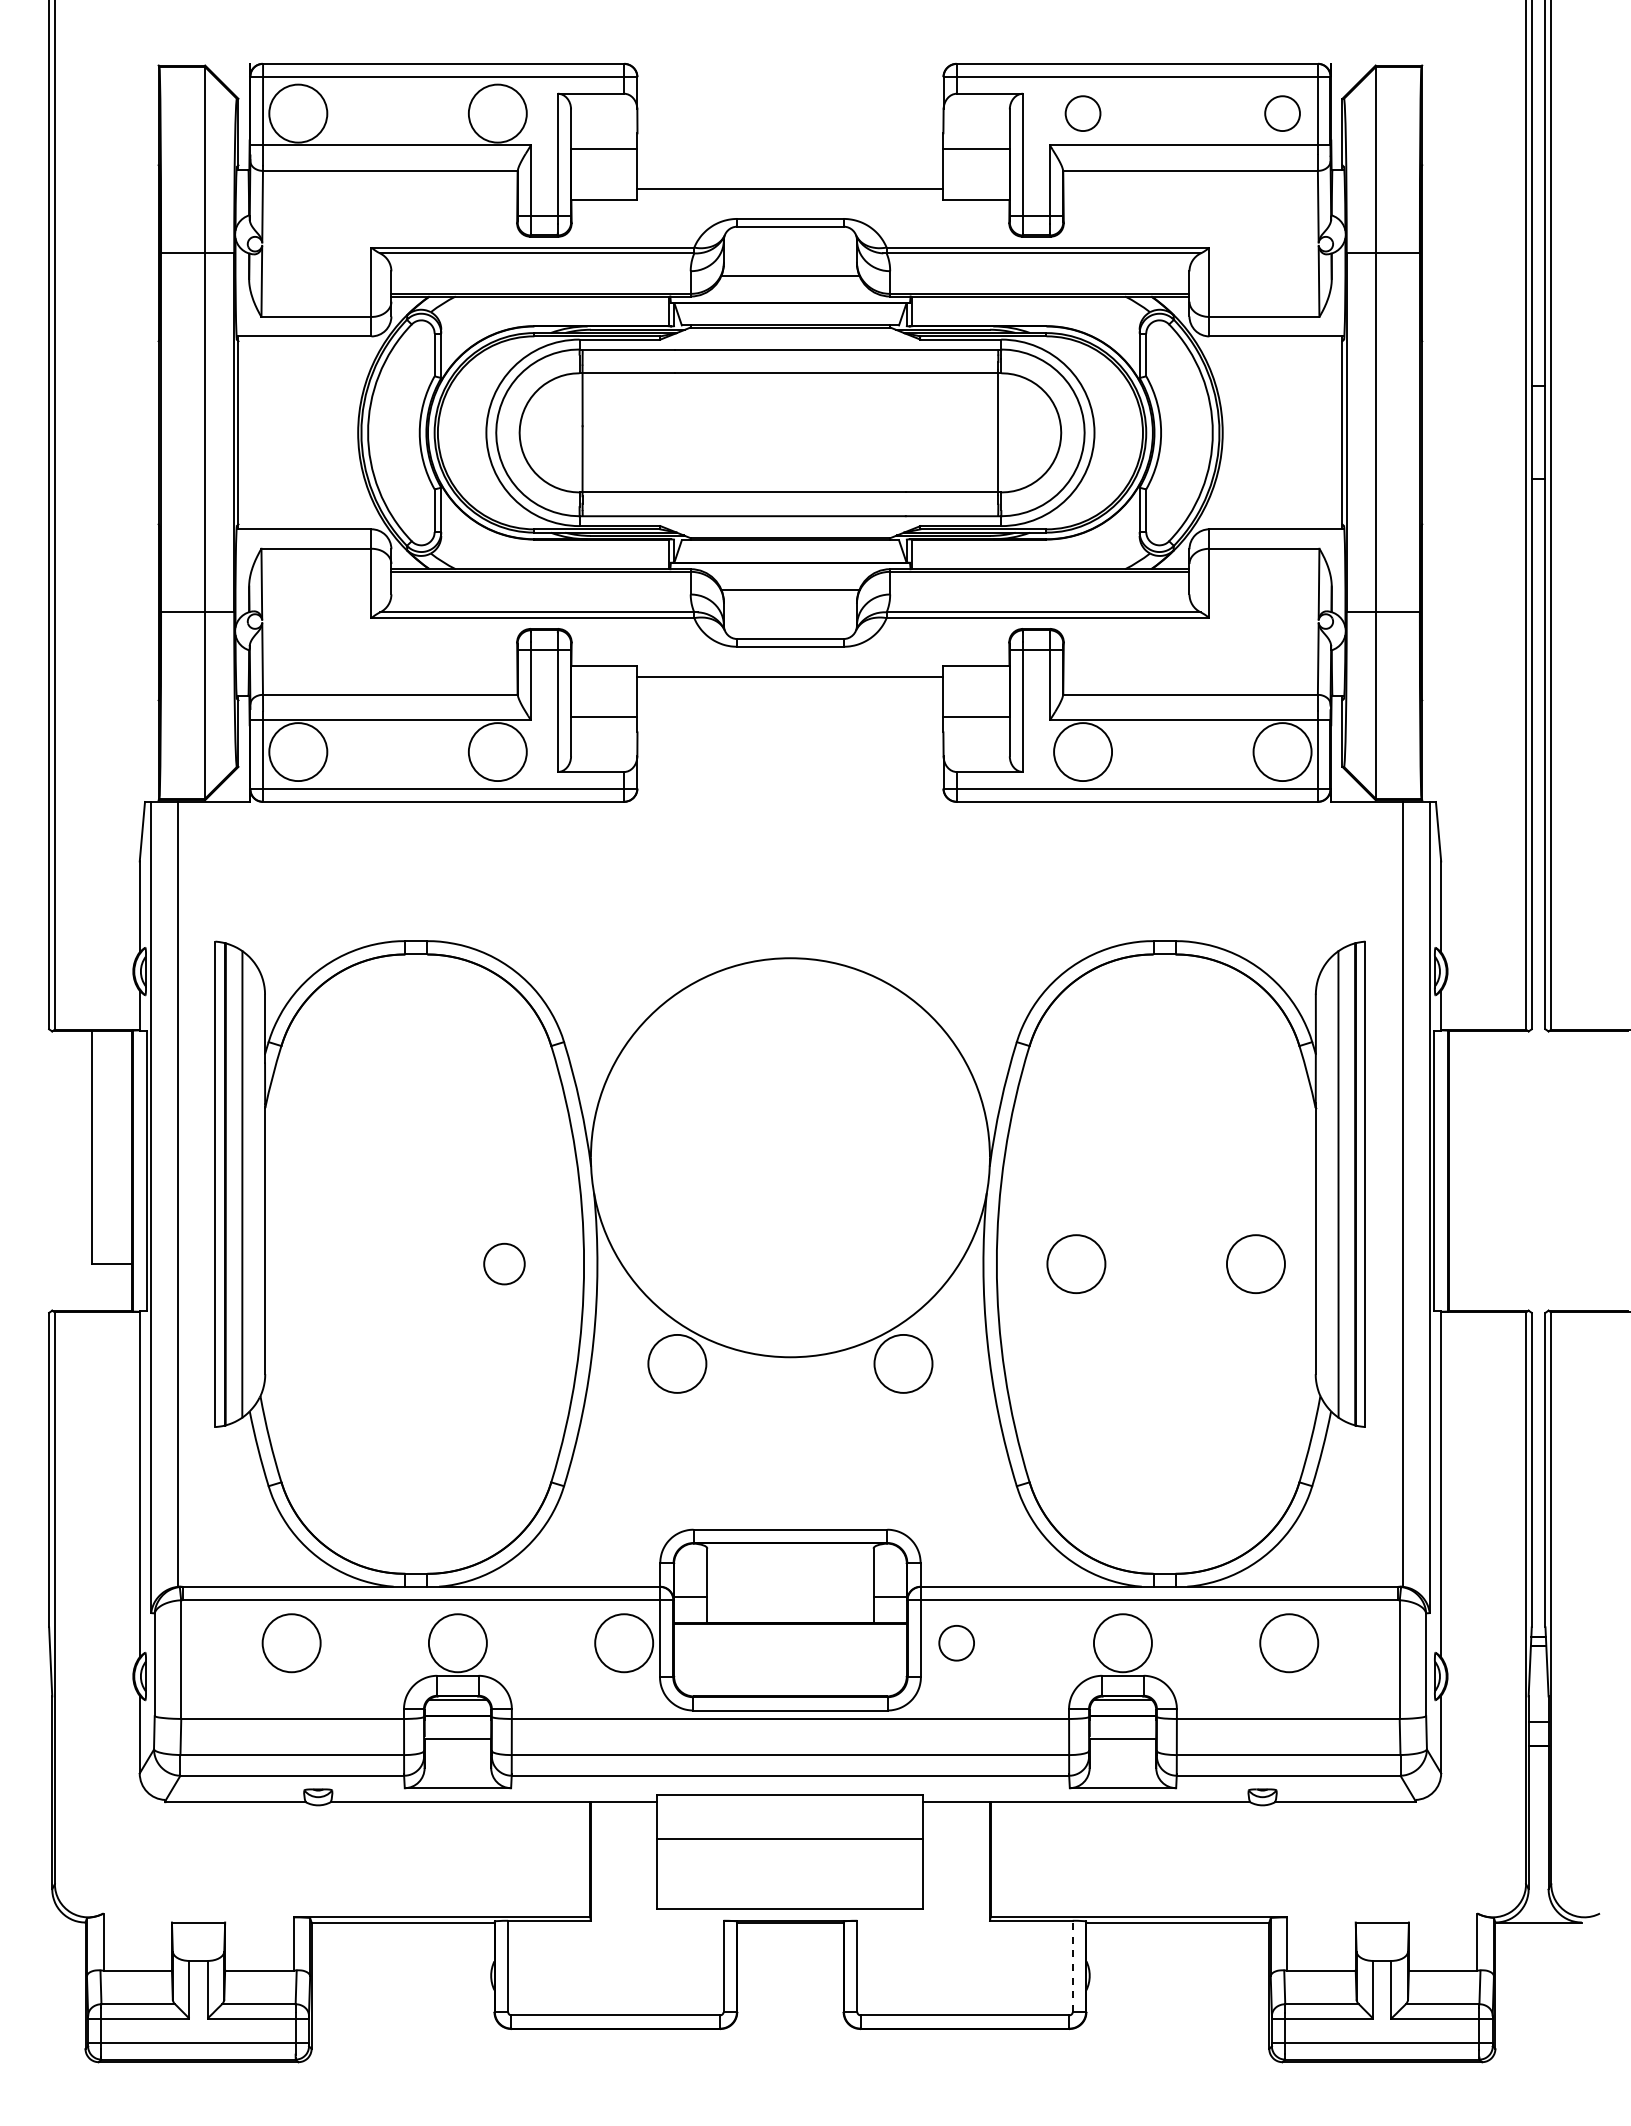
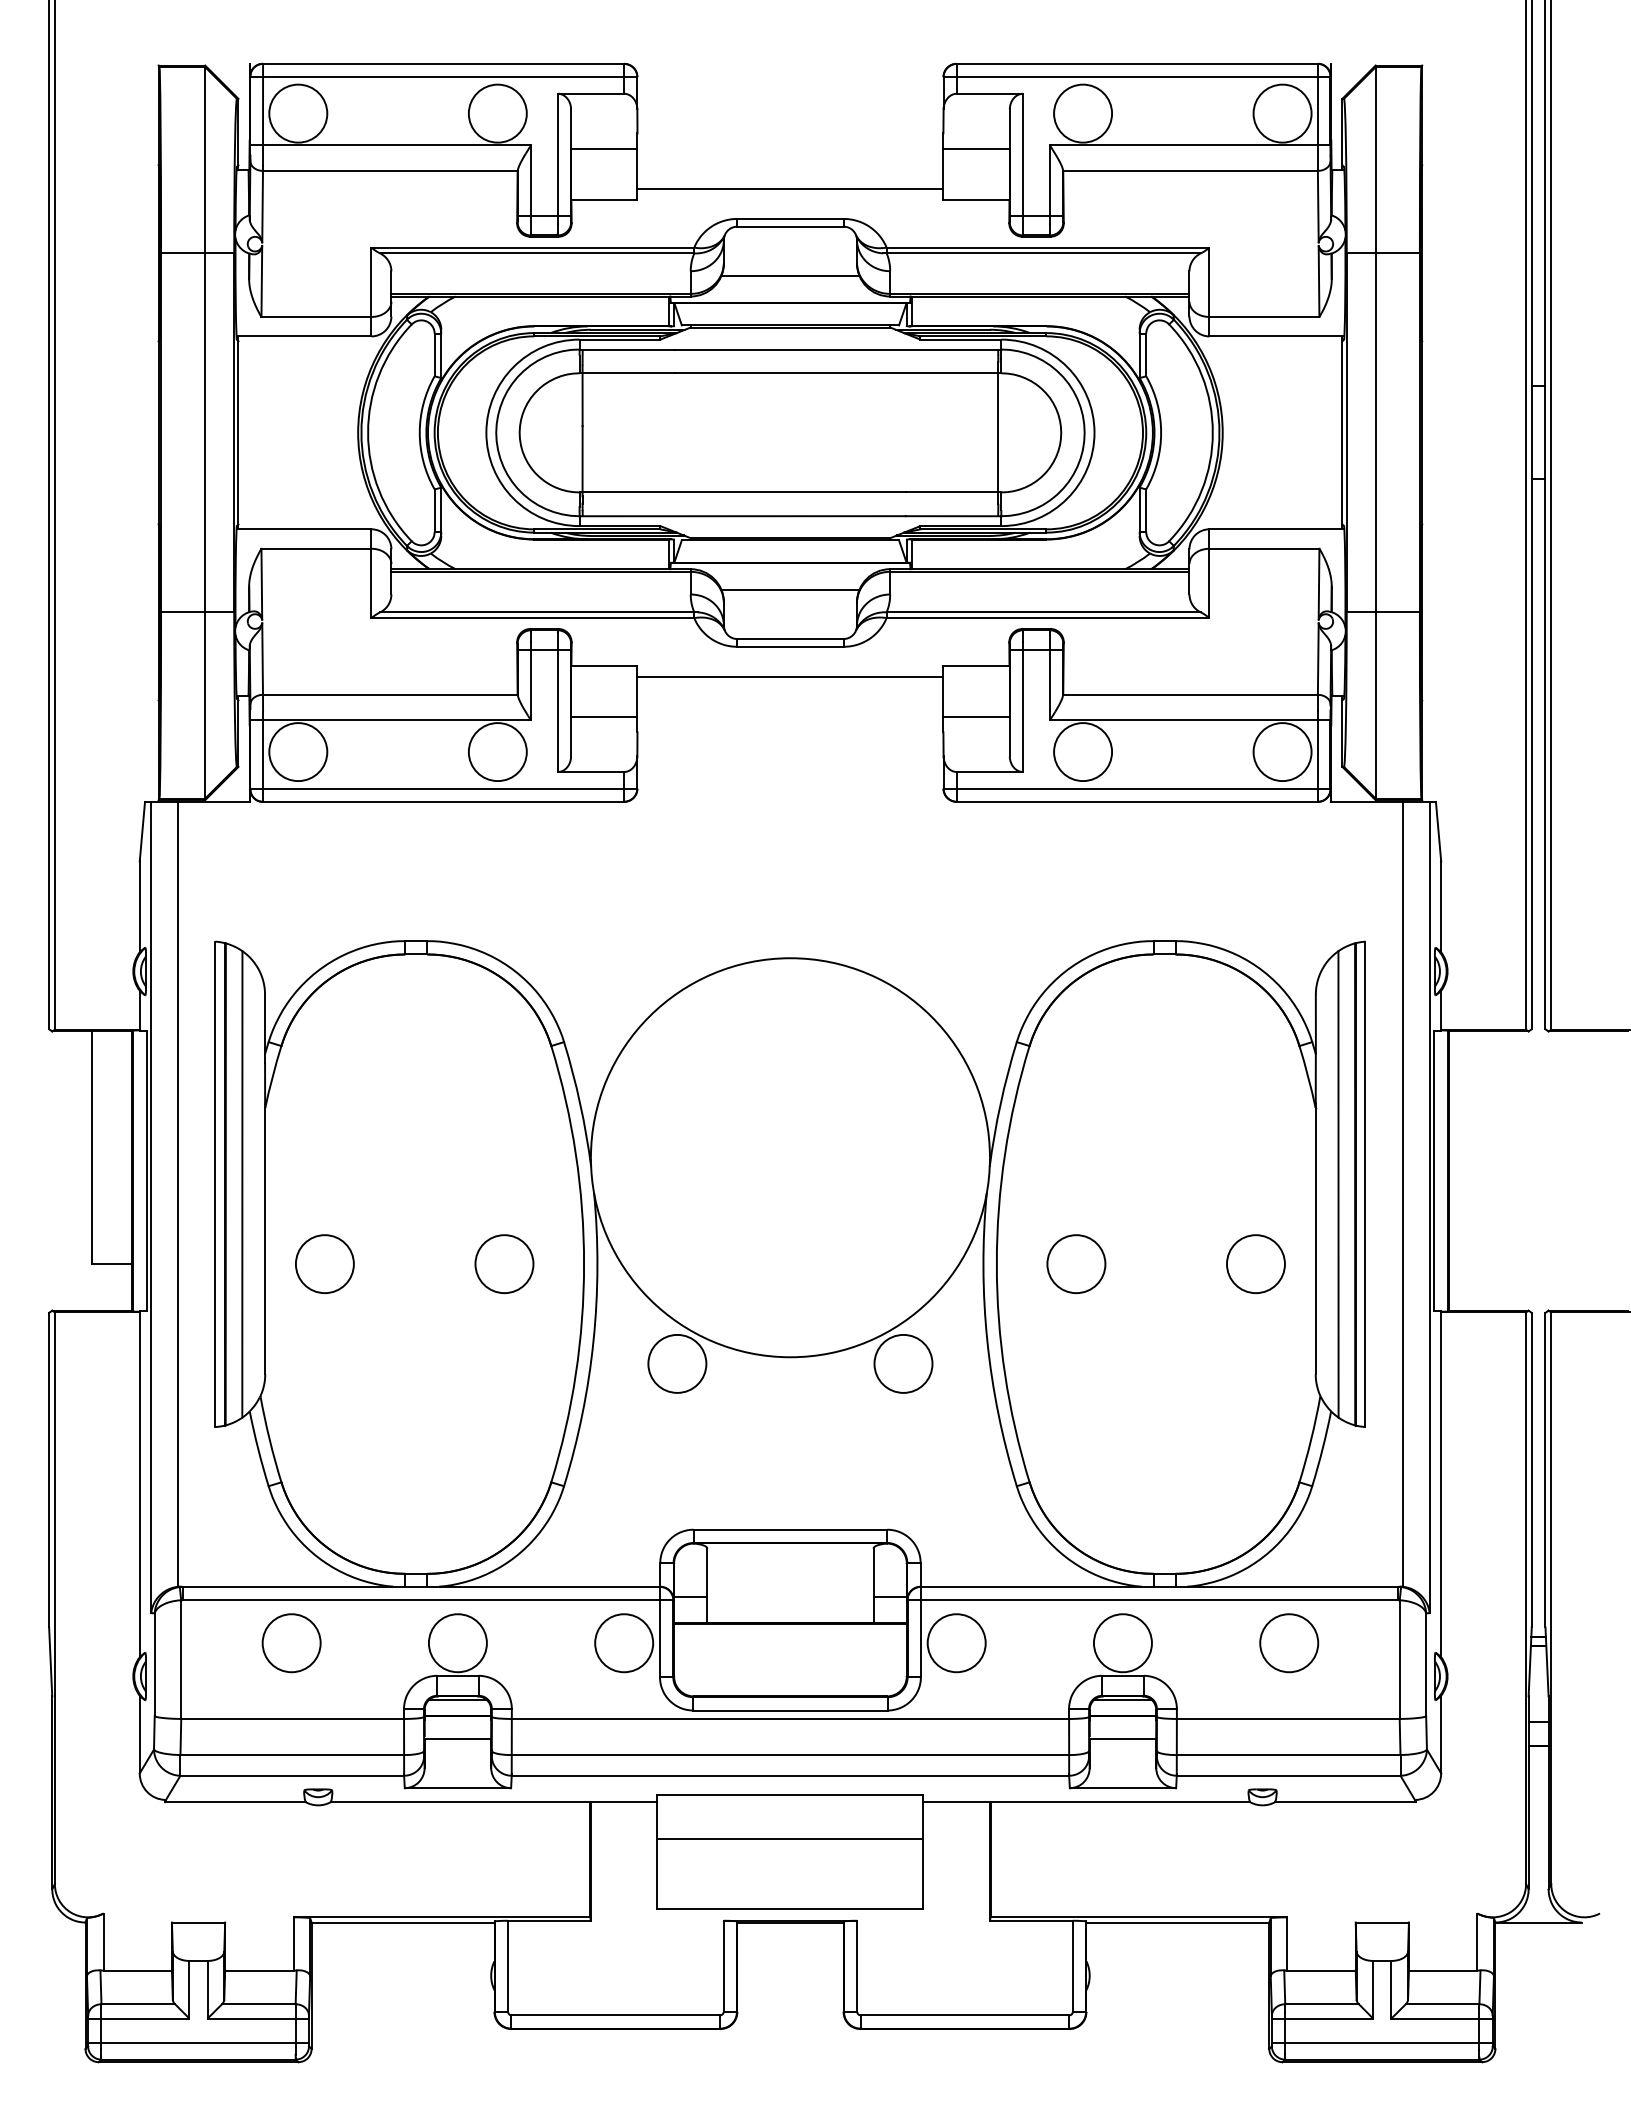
circle diameter: 35 px -> 58 px (1083, 113)
circle diameter: 35 px -> 58 px (1282, 113)
circle: none -> present (324, 1263)
circle size: 43x44 px -> 61x60 px (504, 1263)
circle diameter: 35 px -> 58 px (956, 1643)
line: dashed -> solid (1072, 1966)
